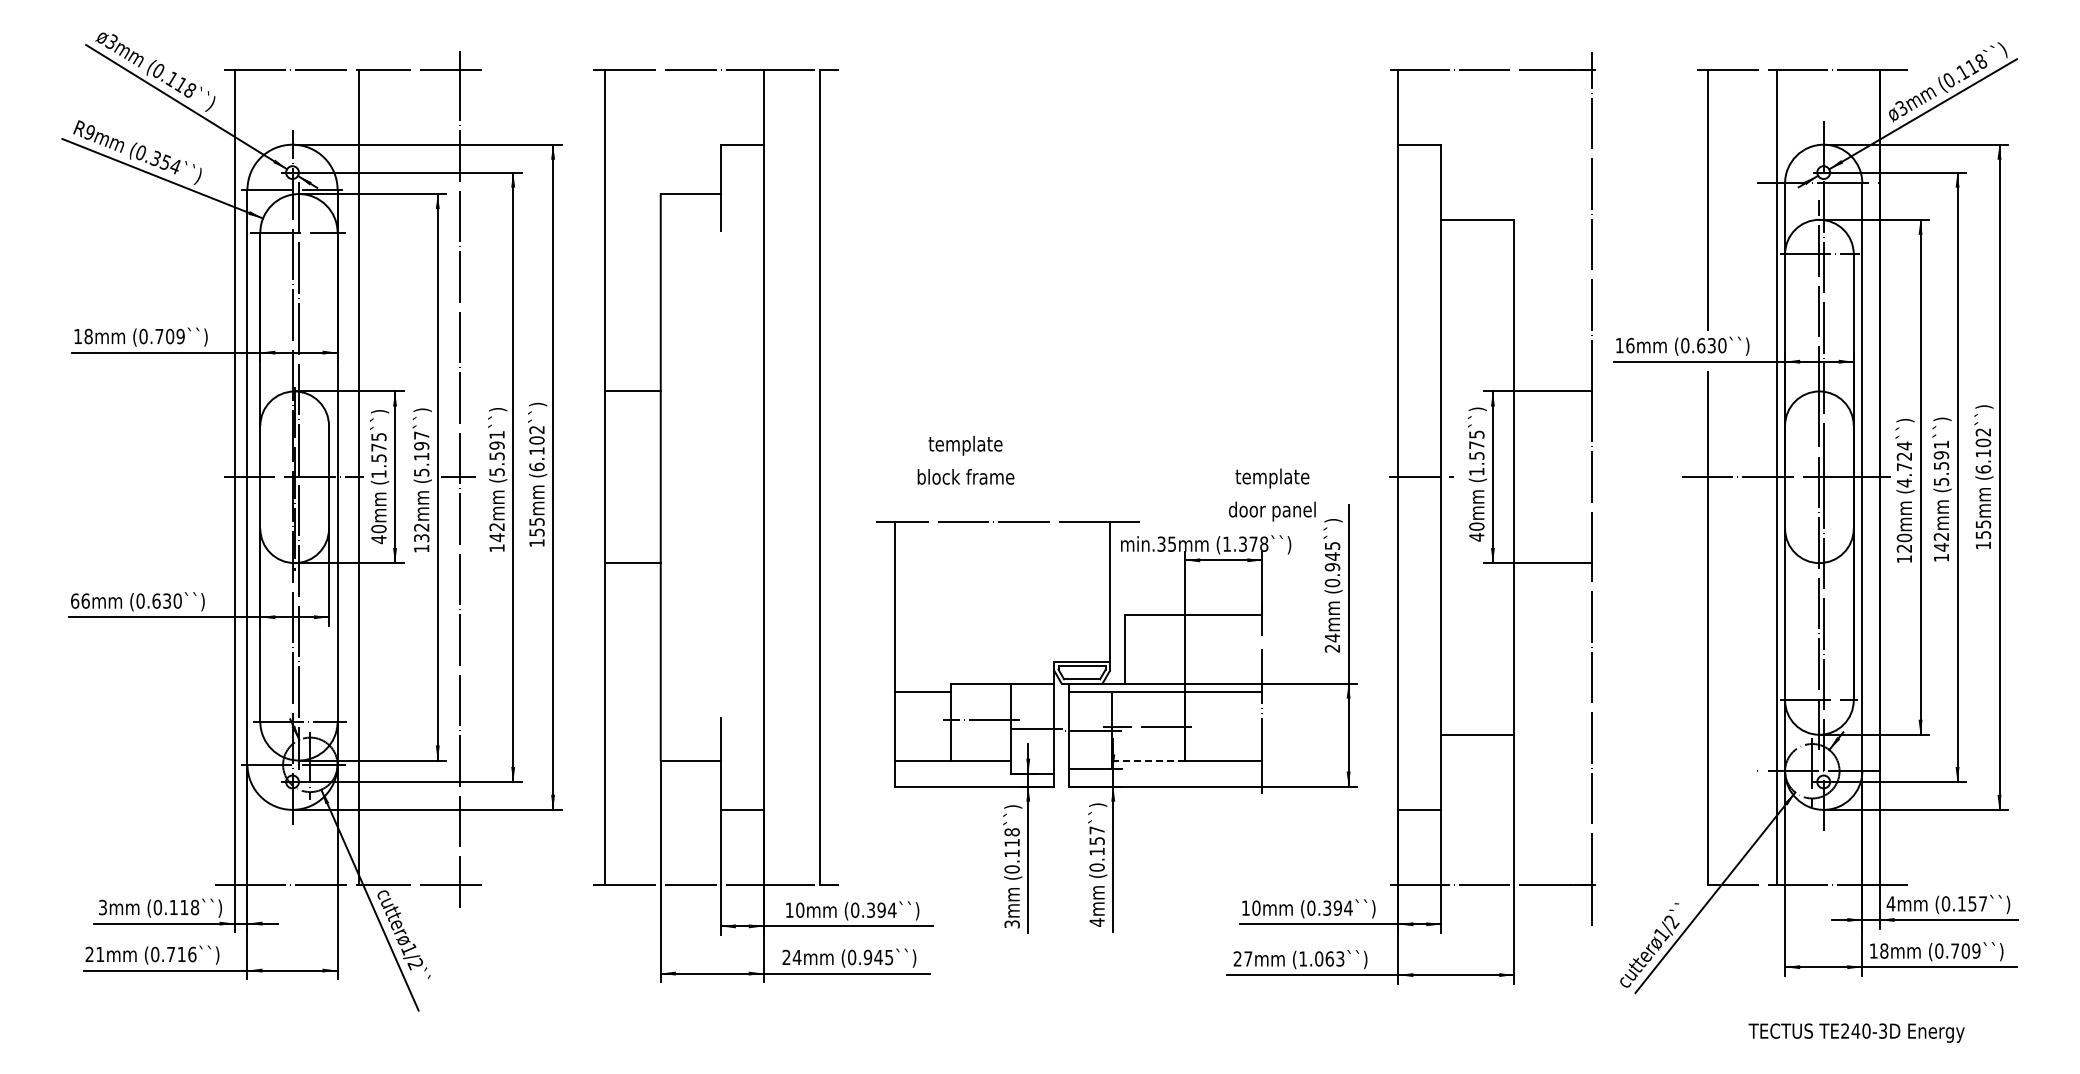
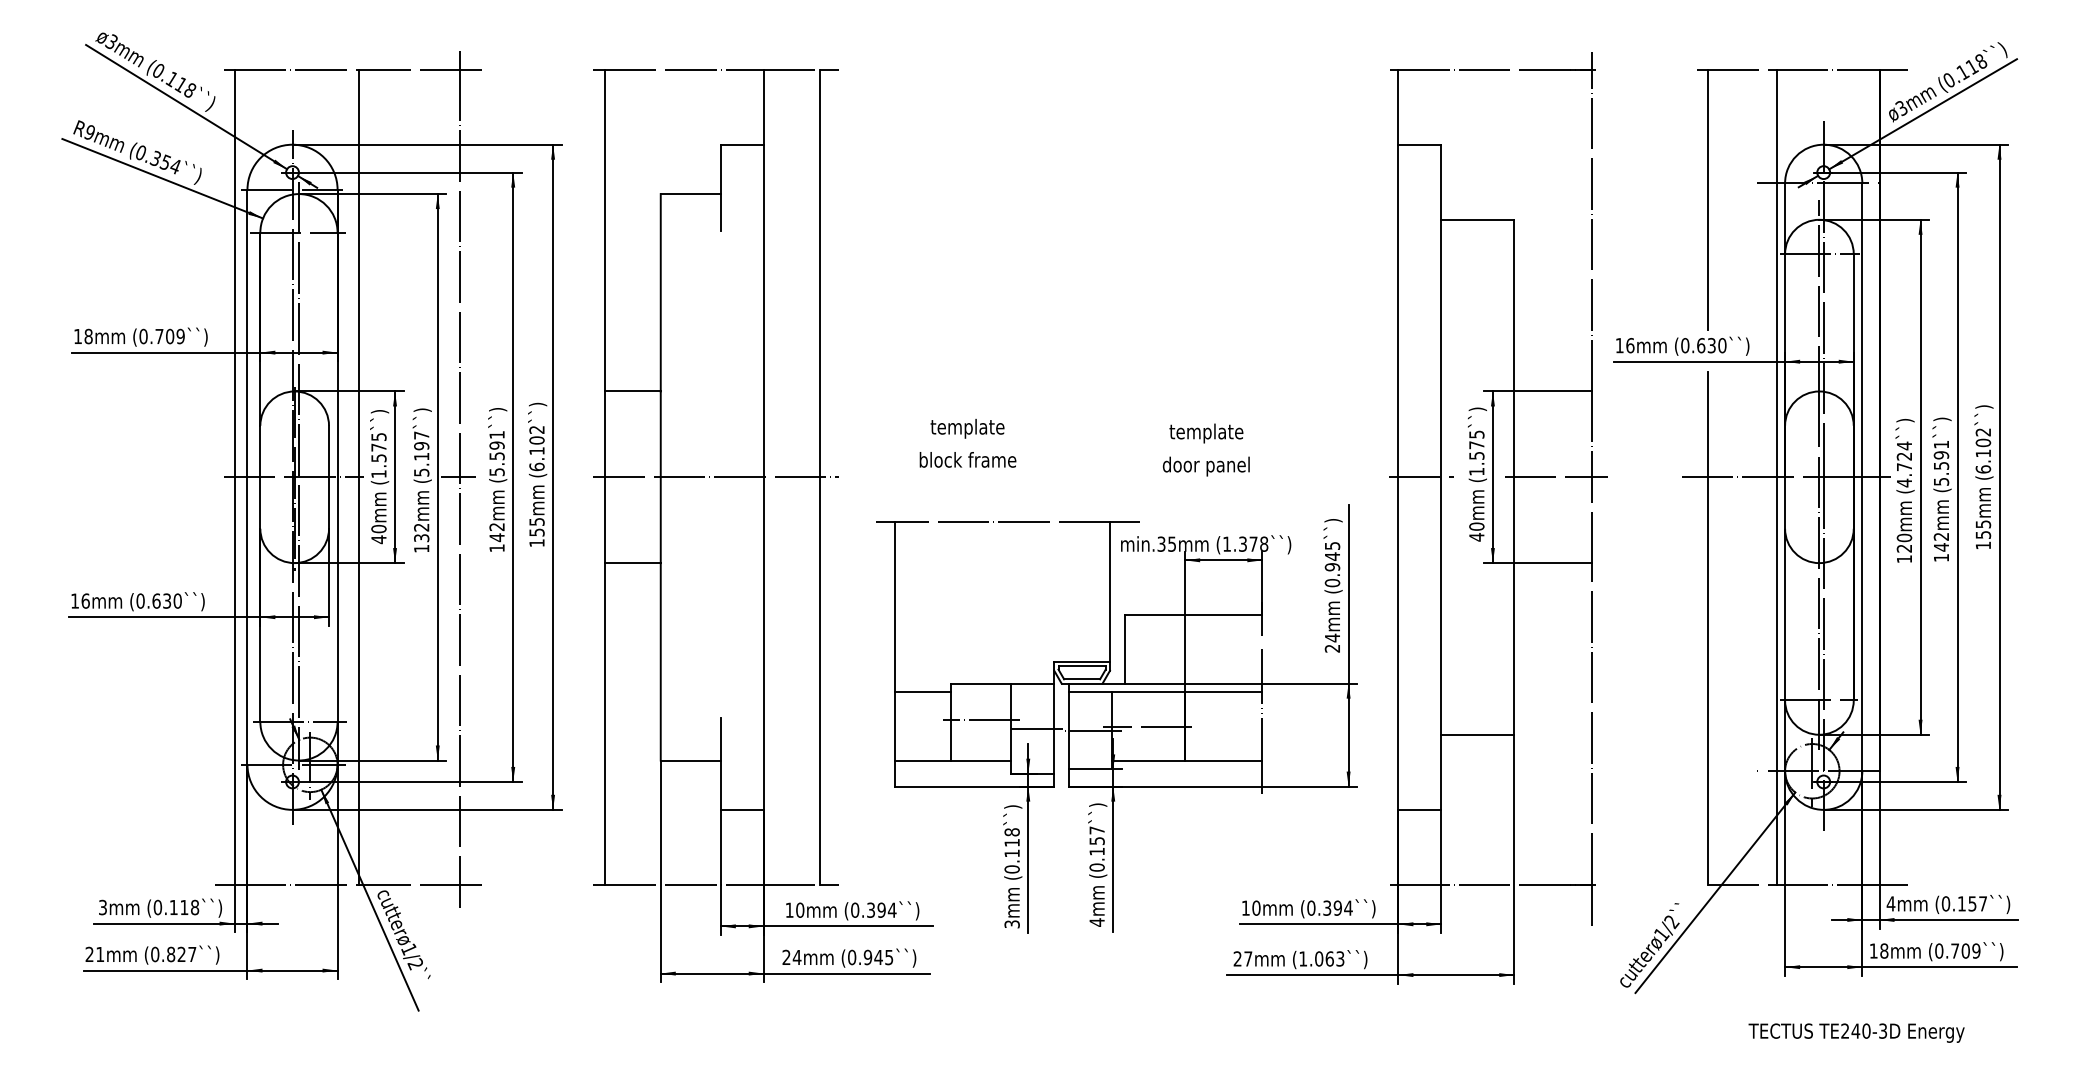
text position: (965, 460) -> (967, 443) (967, 443)
line: none -> present (715, 477)
line: none -> present (1555, 477)
text position: (1271, 494) -> (1205, 449) (1205, 449)
text: 66mm -> 16mm (75, 600)
line: dashed -> solid (1149, 760)
text: 0.716 -> 0.827 (181, 954)
